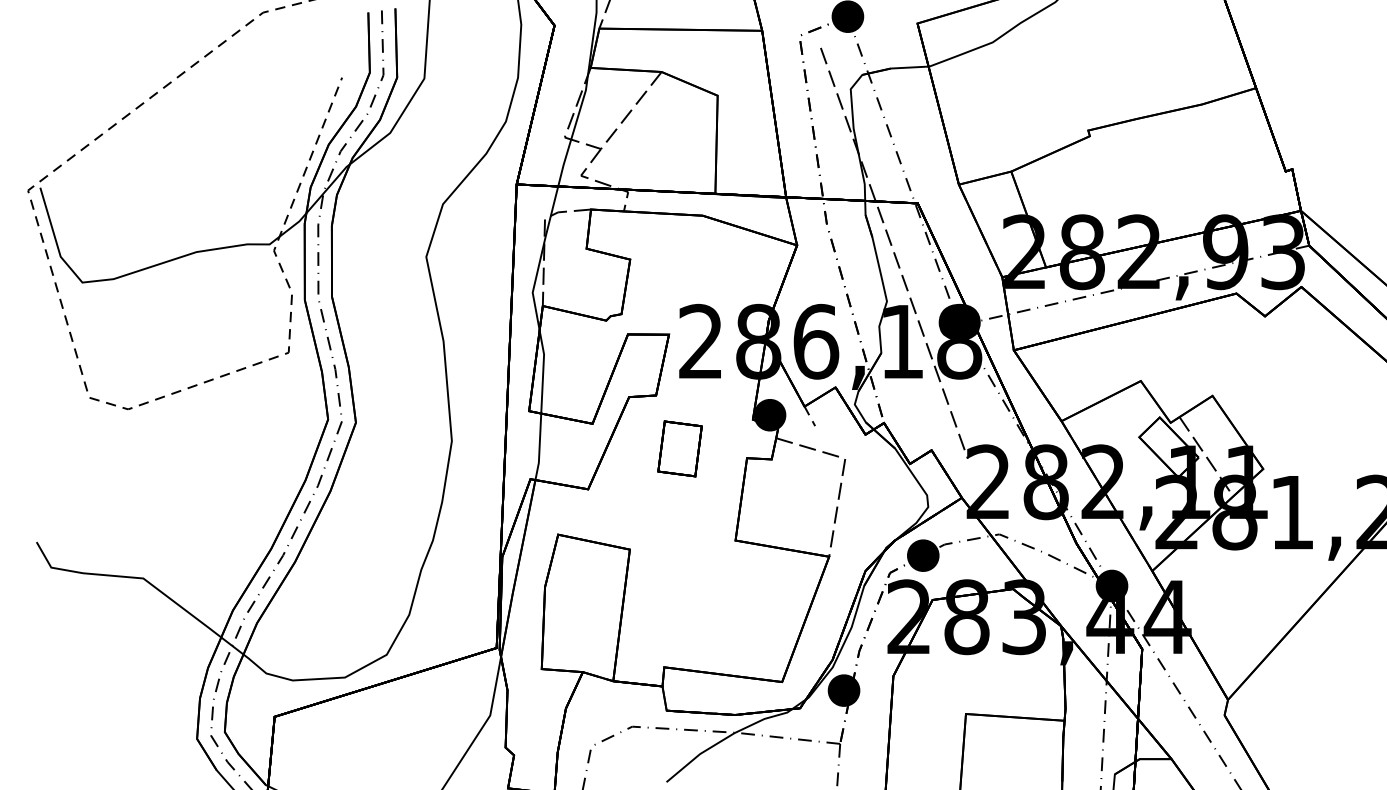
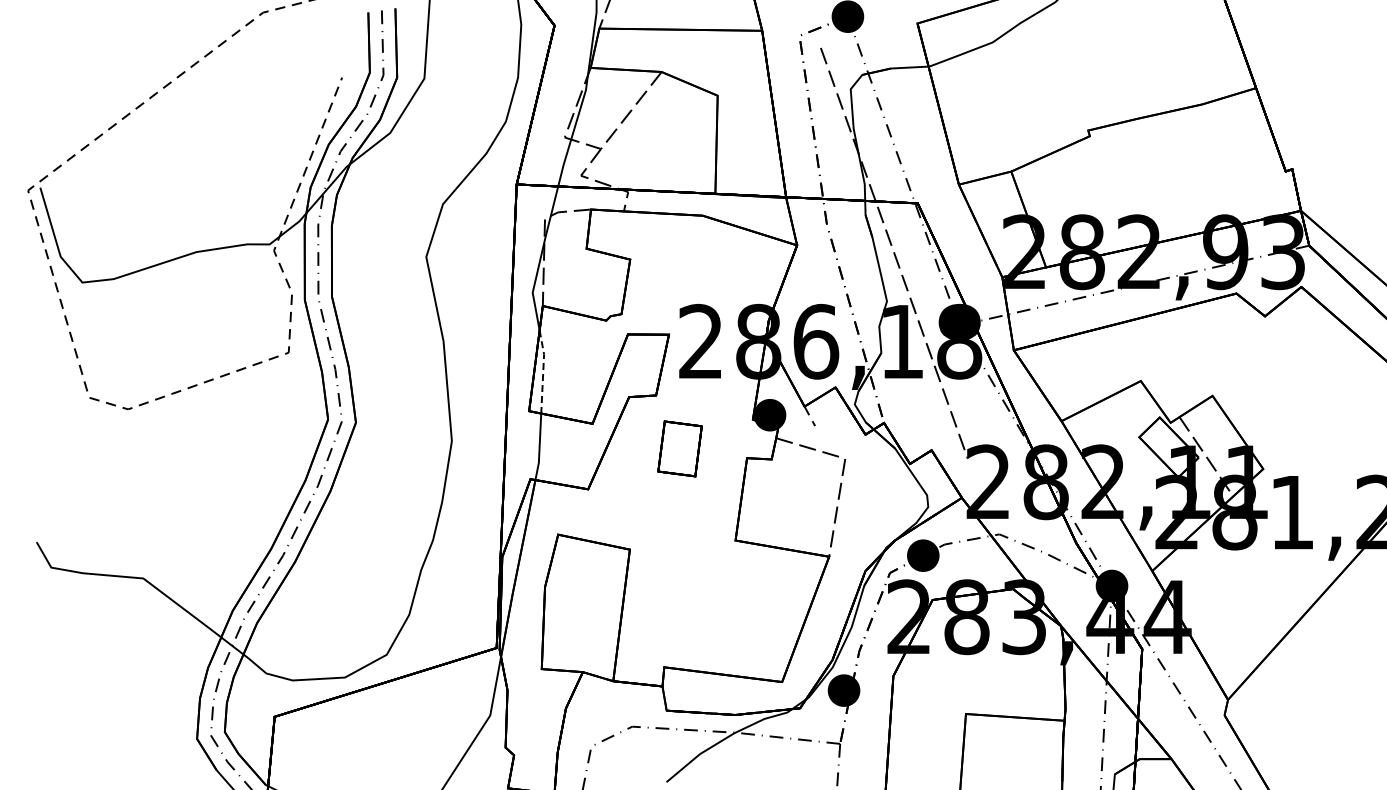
line: solid -> dashed (543, 371)
